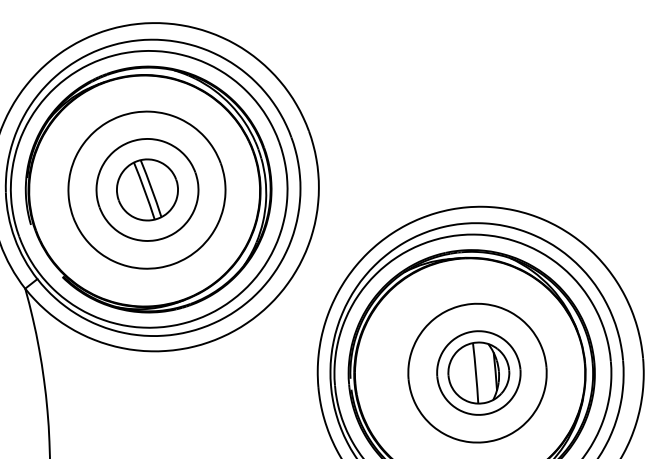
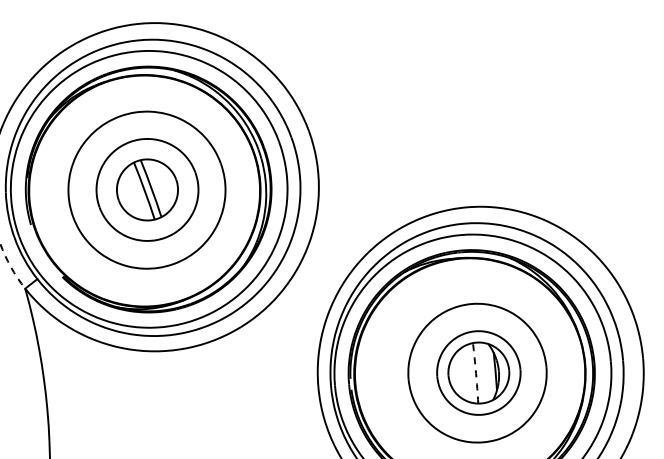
arc: solid -> dashed (10, 267)
arc: solid -> dashed (476, 373)
